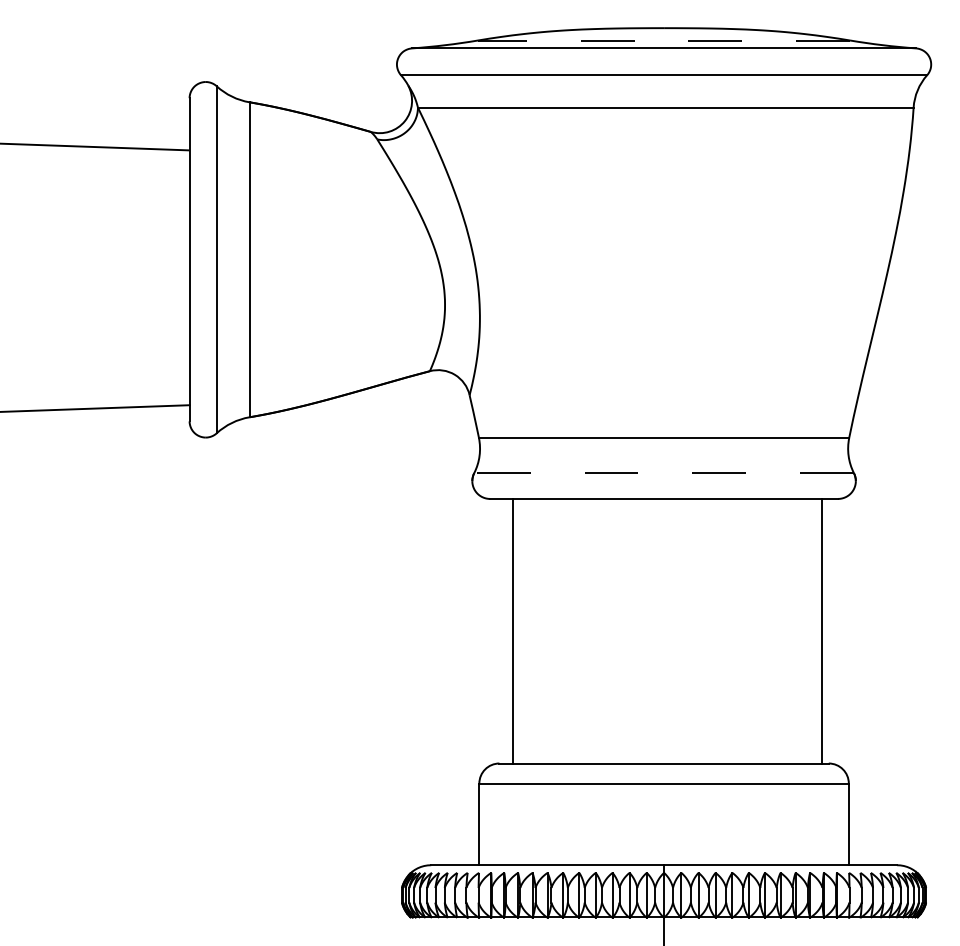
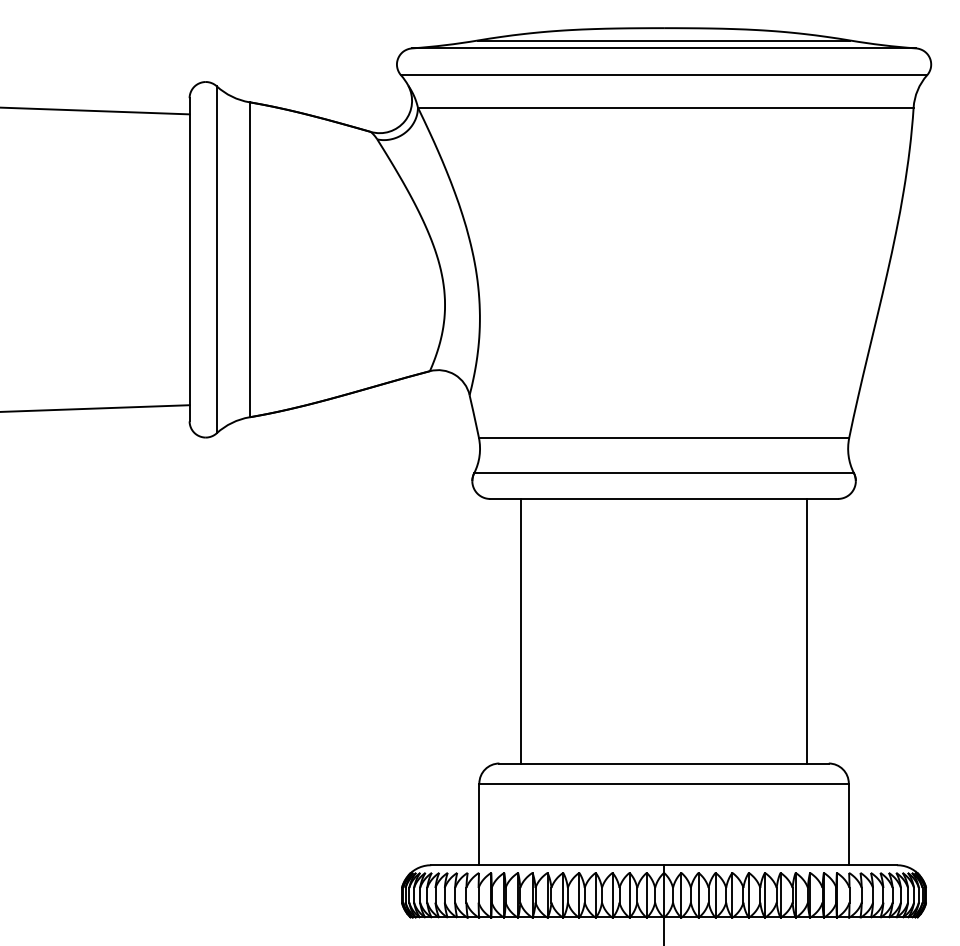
line: dashed -> solid (664, 40)
line position: (95, 146) -> (95, 110) (95, 110)
line: dashed -> solid (664, 473)
line position: (513, 630) -> (521, 630) (521, 630)
line position: (821, 630) -> (806, 630) (806, 630)
